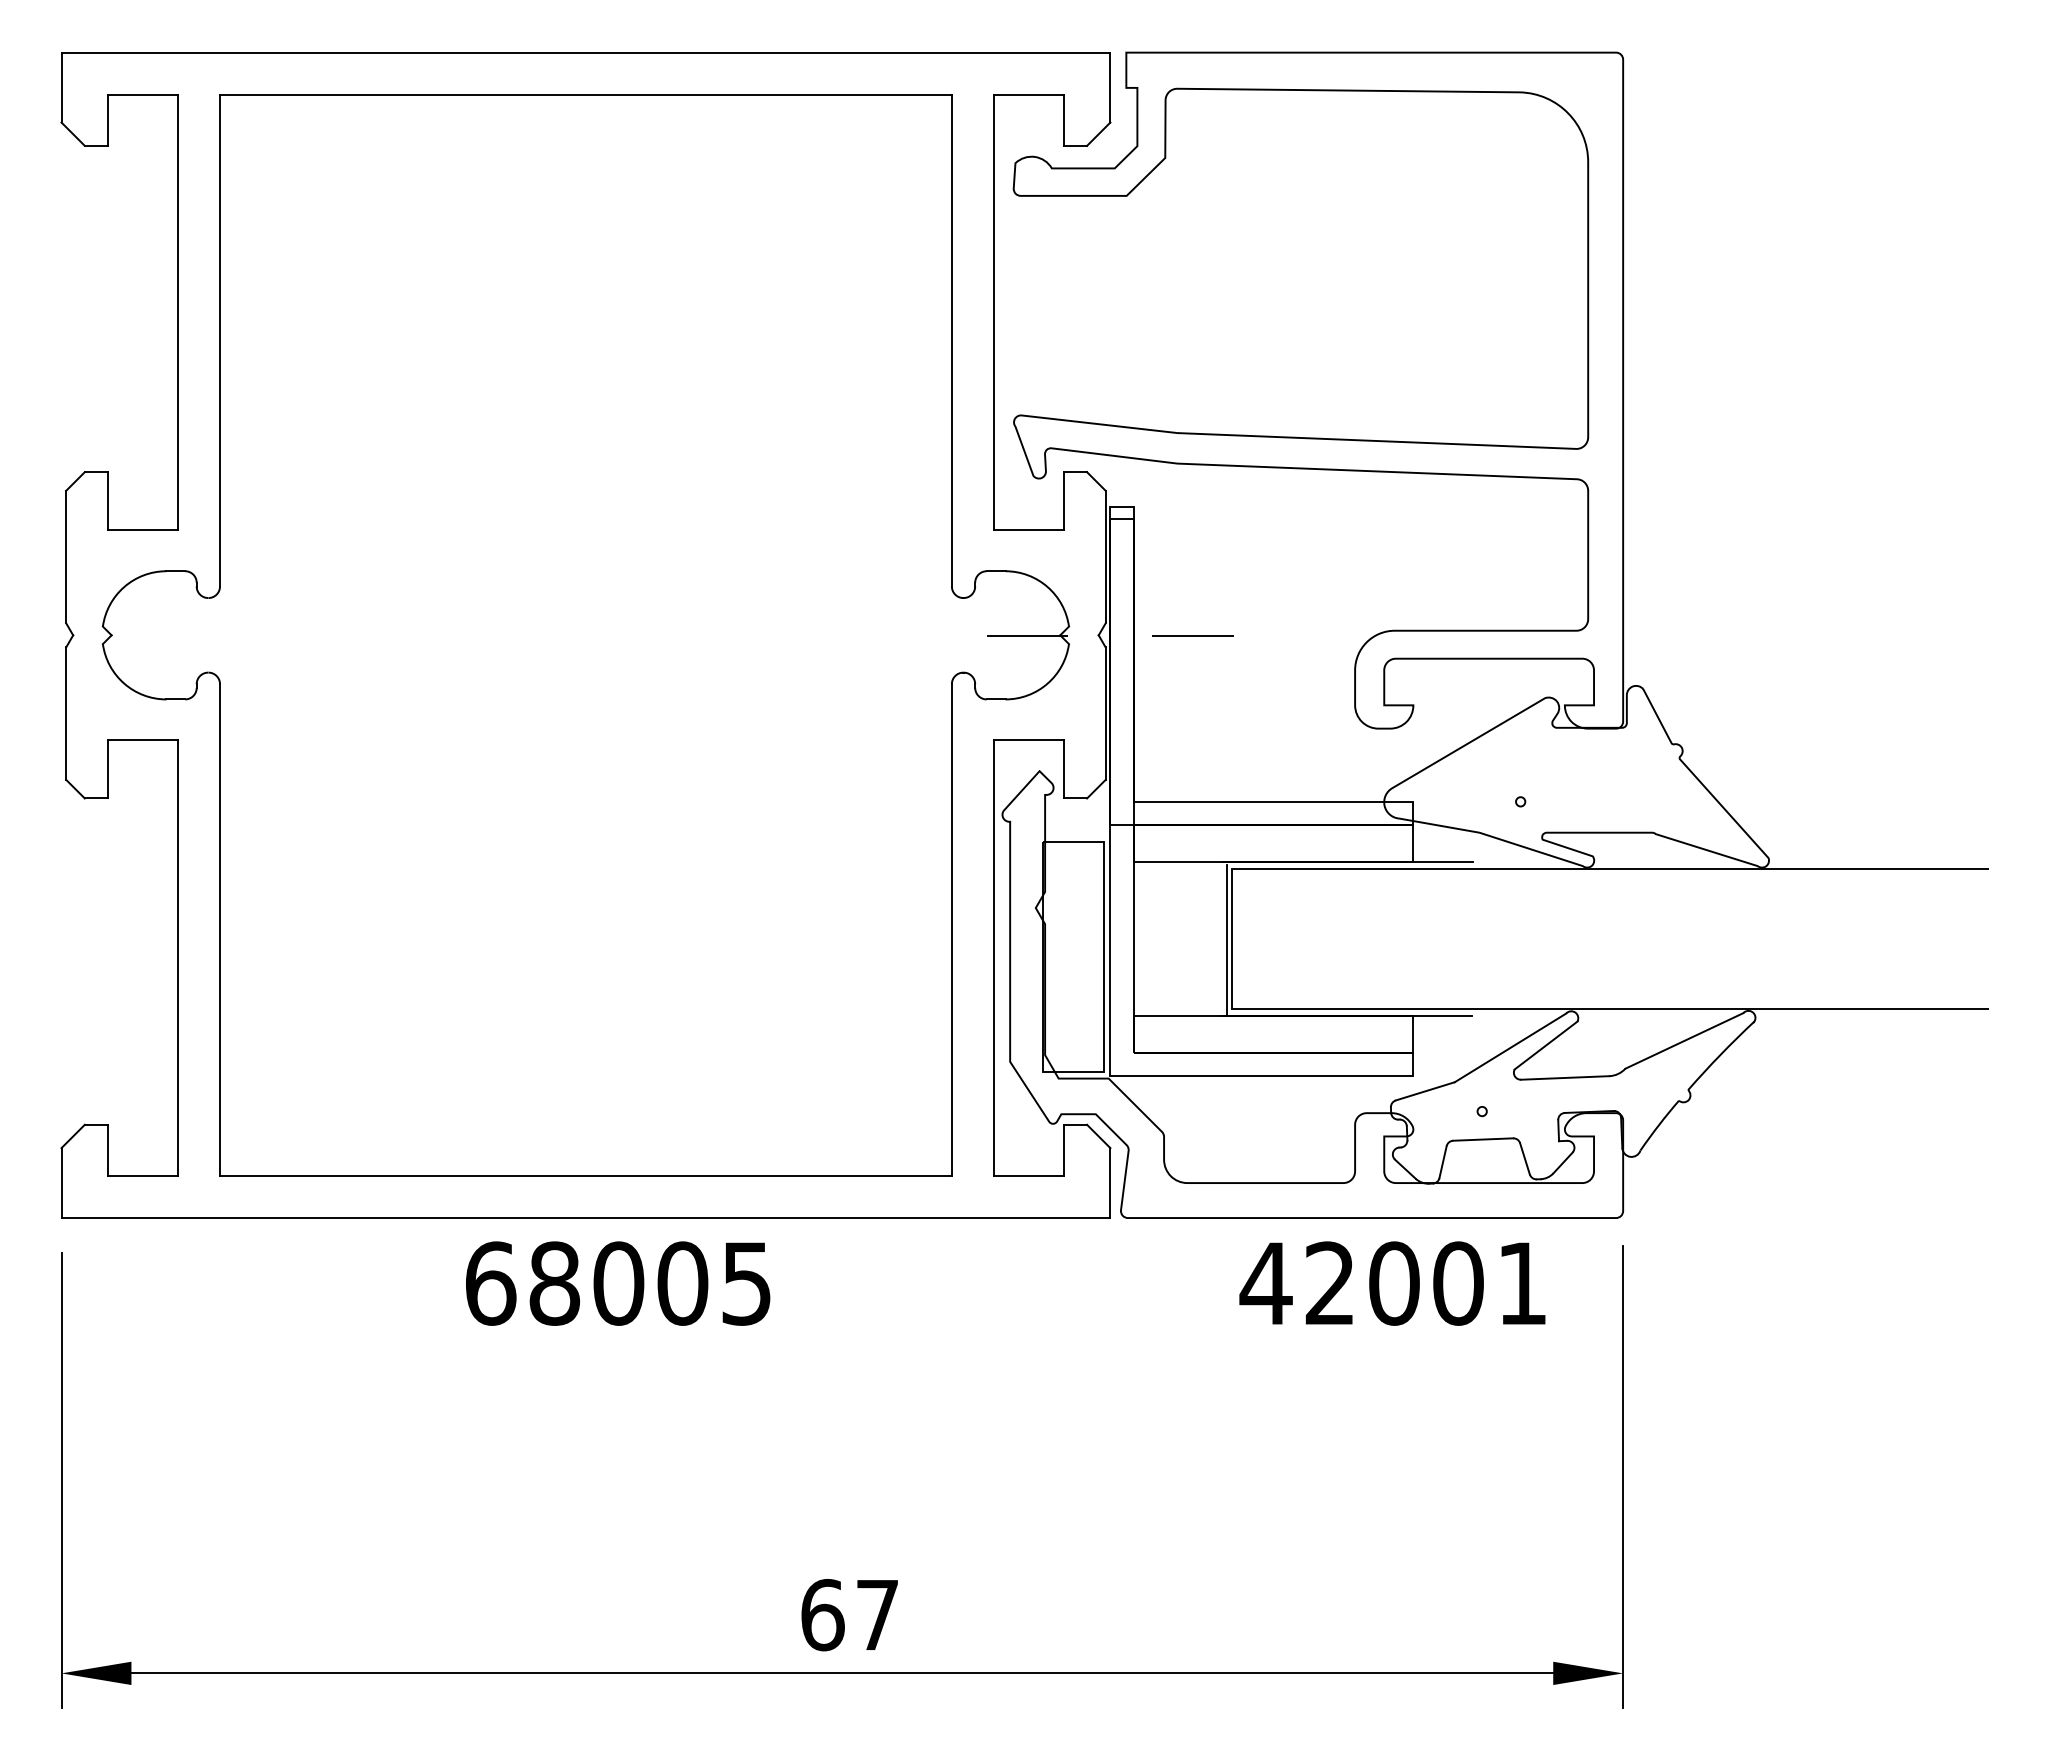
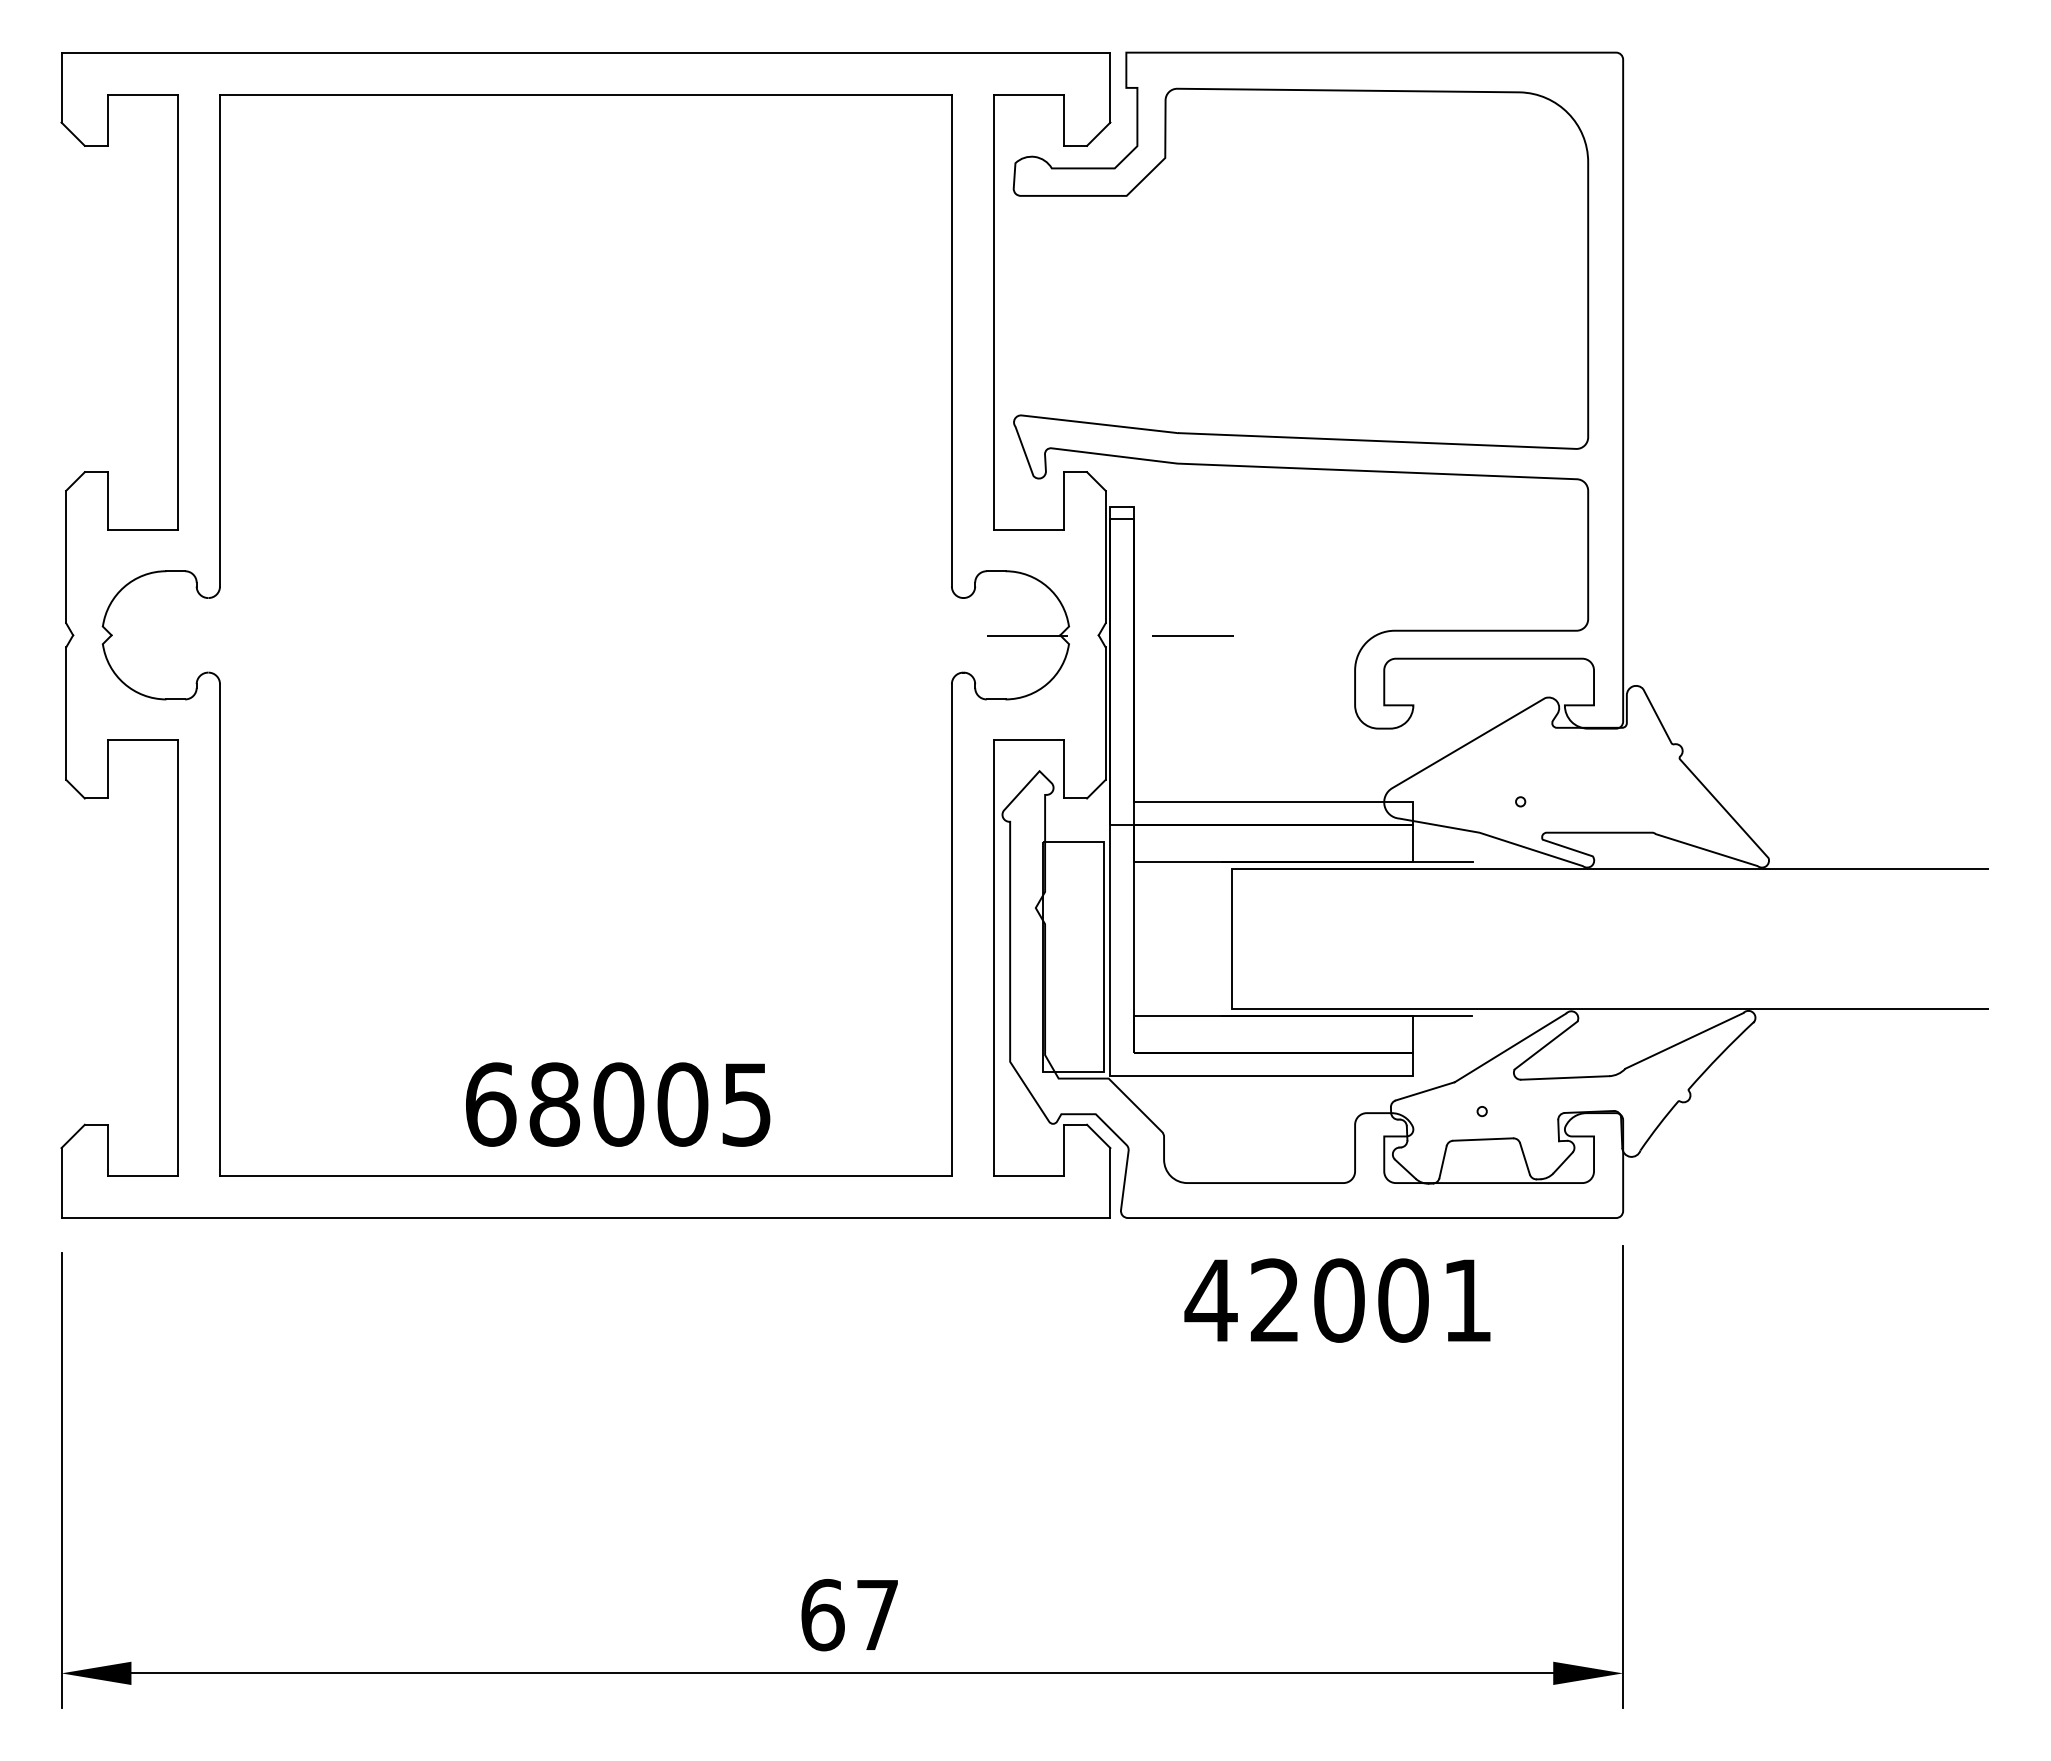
line: present -> none (1227, 940)
text position: (618, 1283) -> (618, 1104) (618, 1104)
text position: (1392, 1283) -> (1337, 1300) (1337, 1300)
